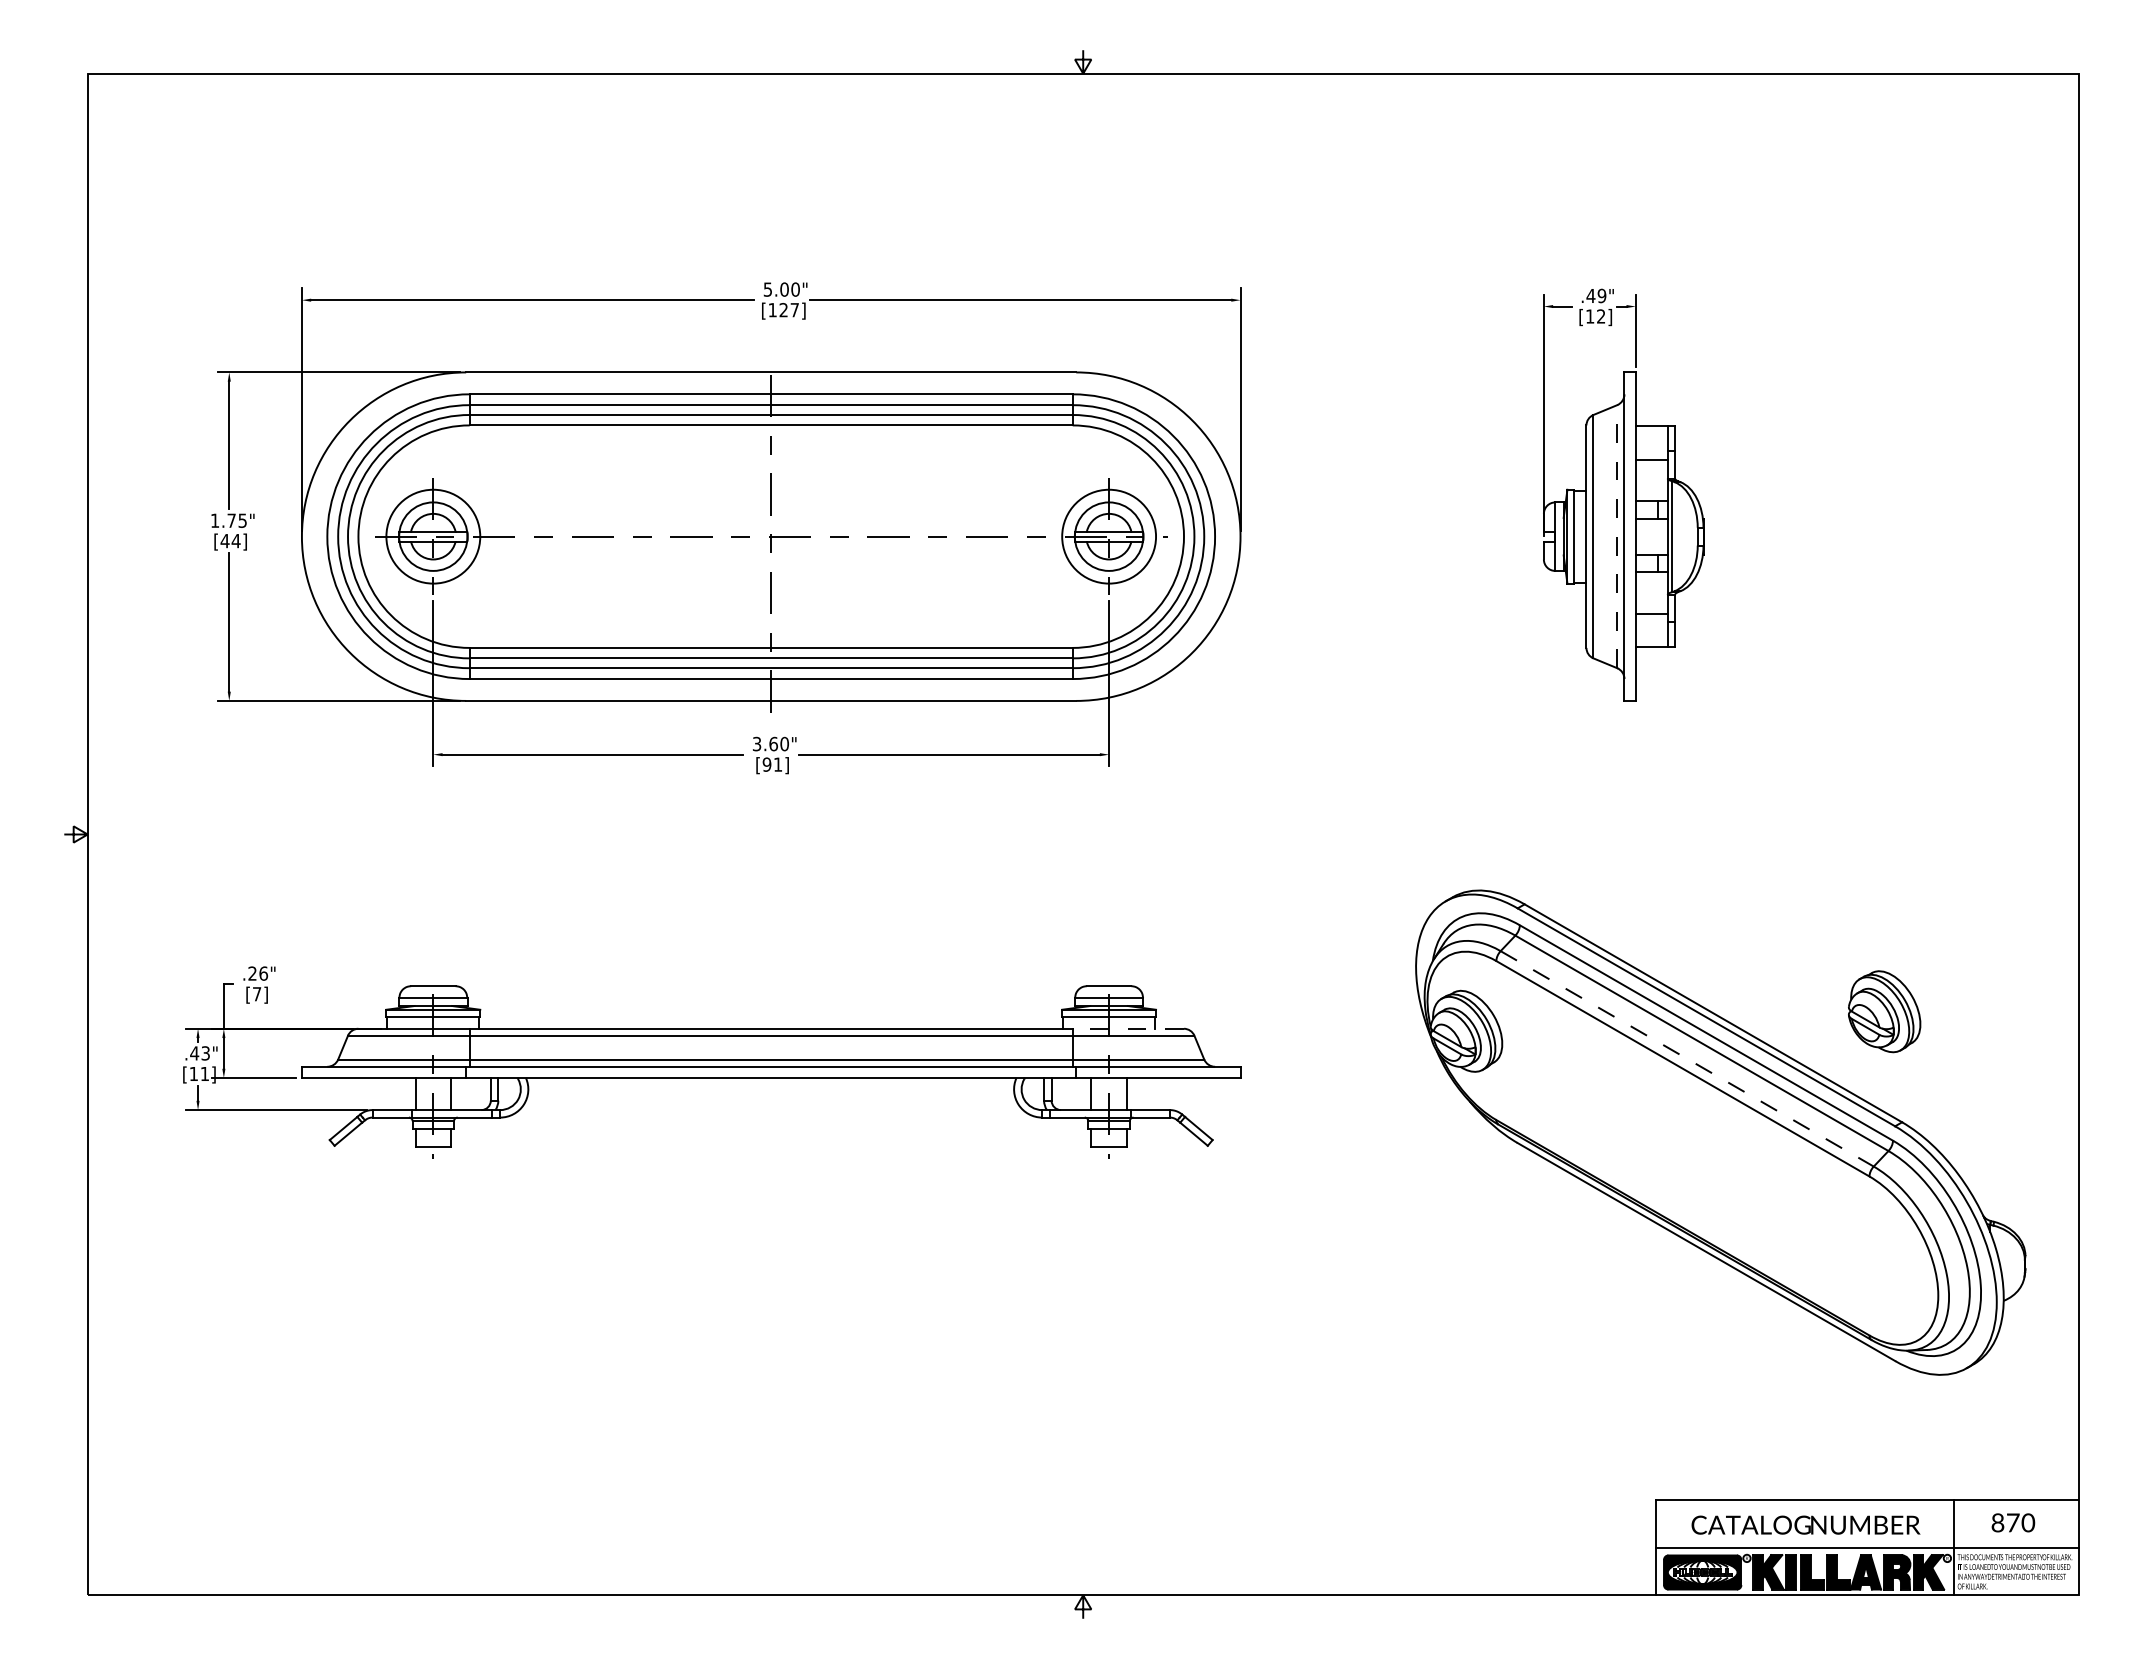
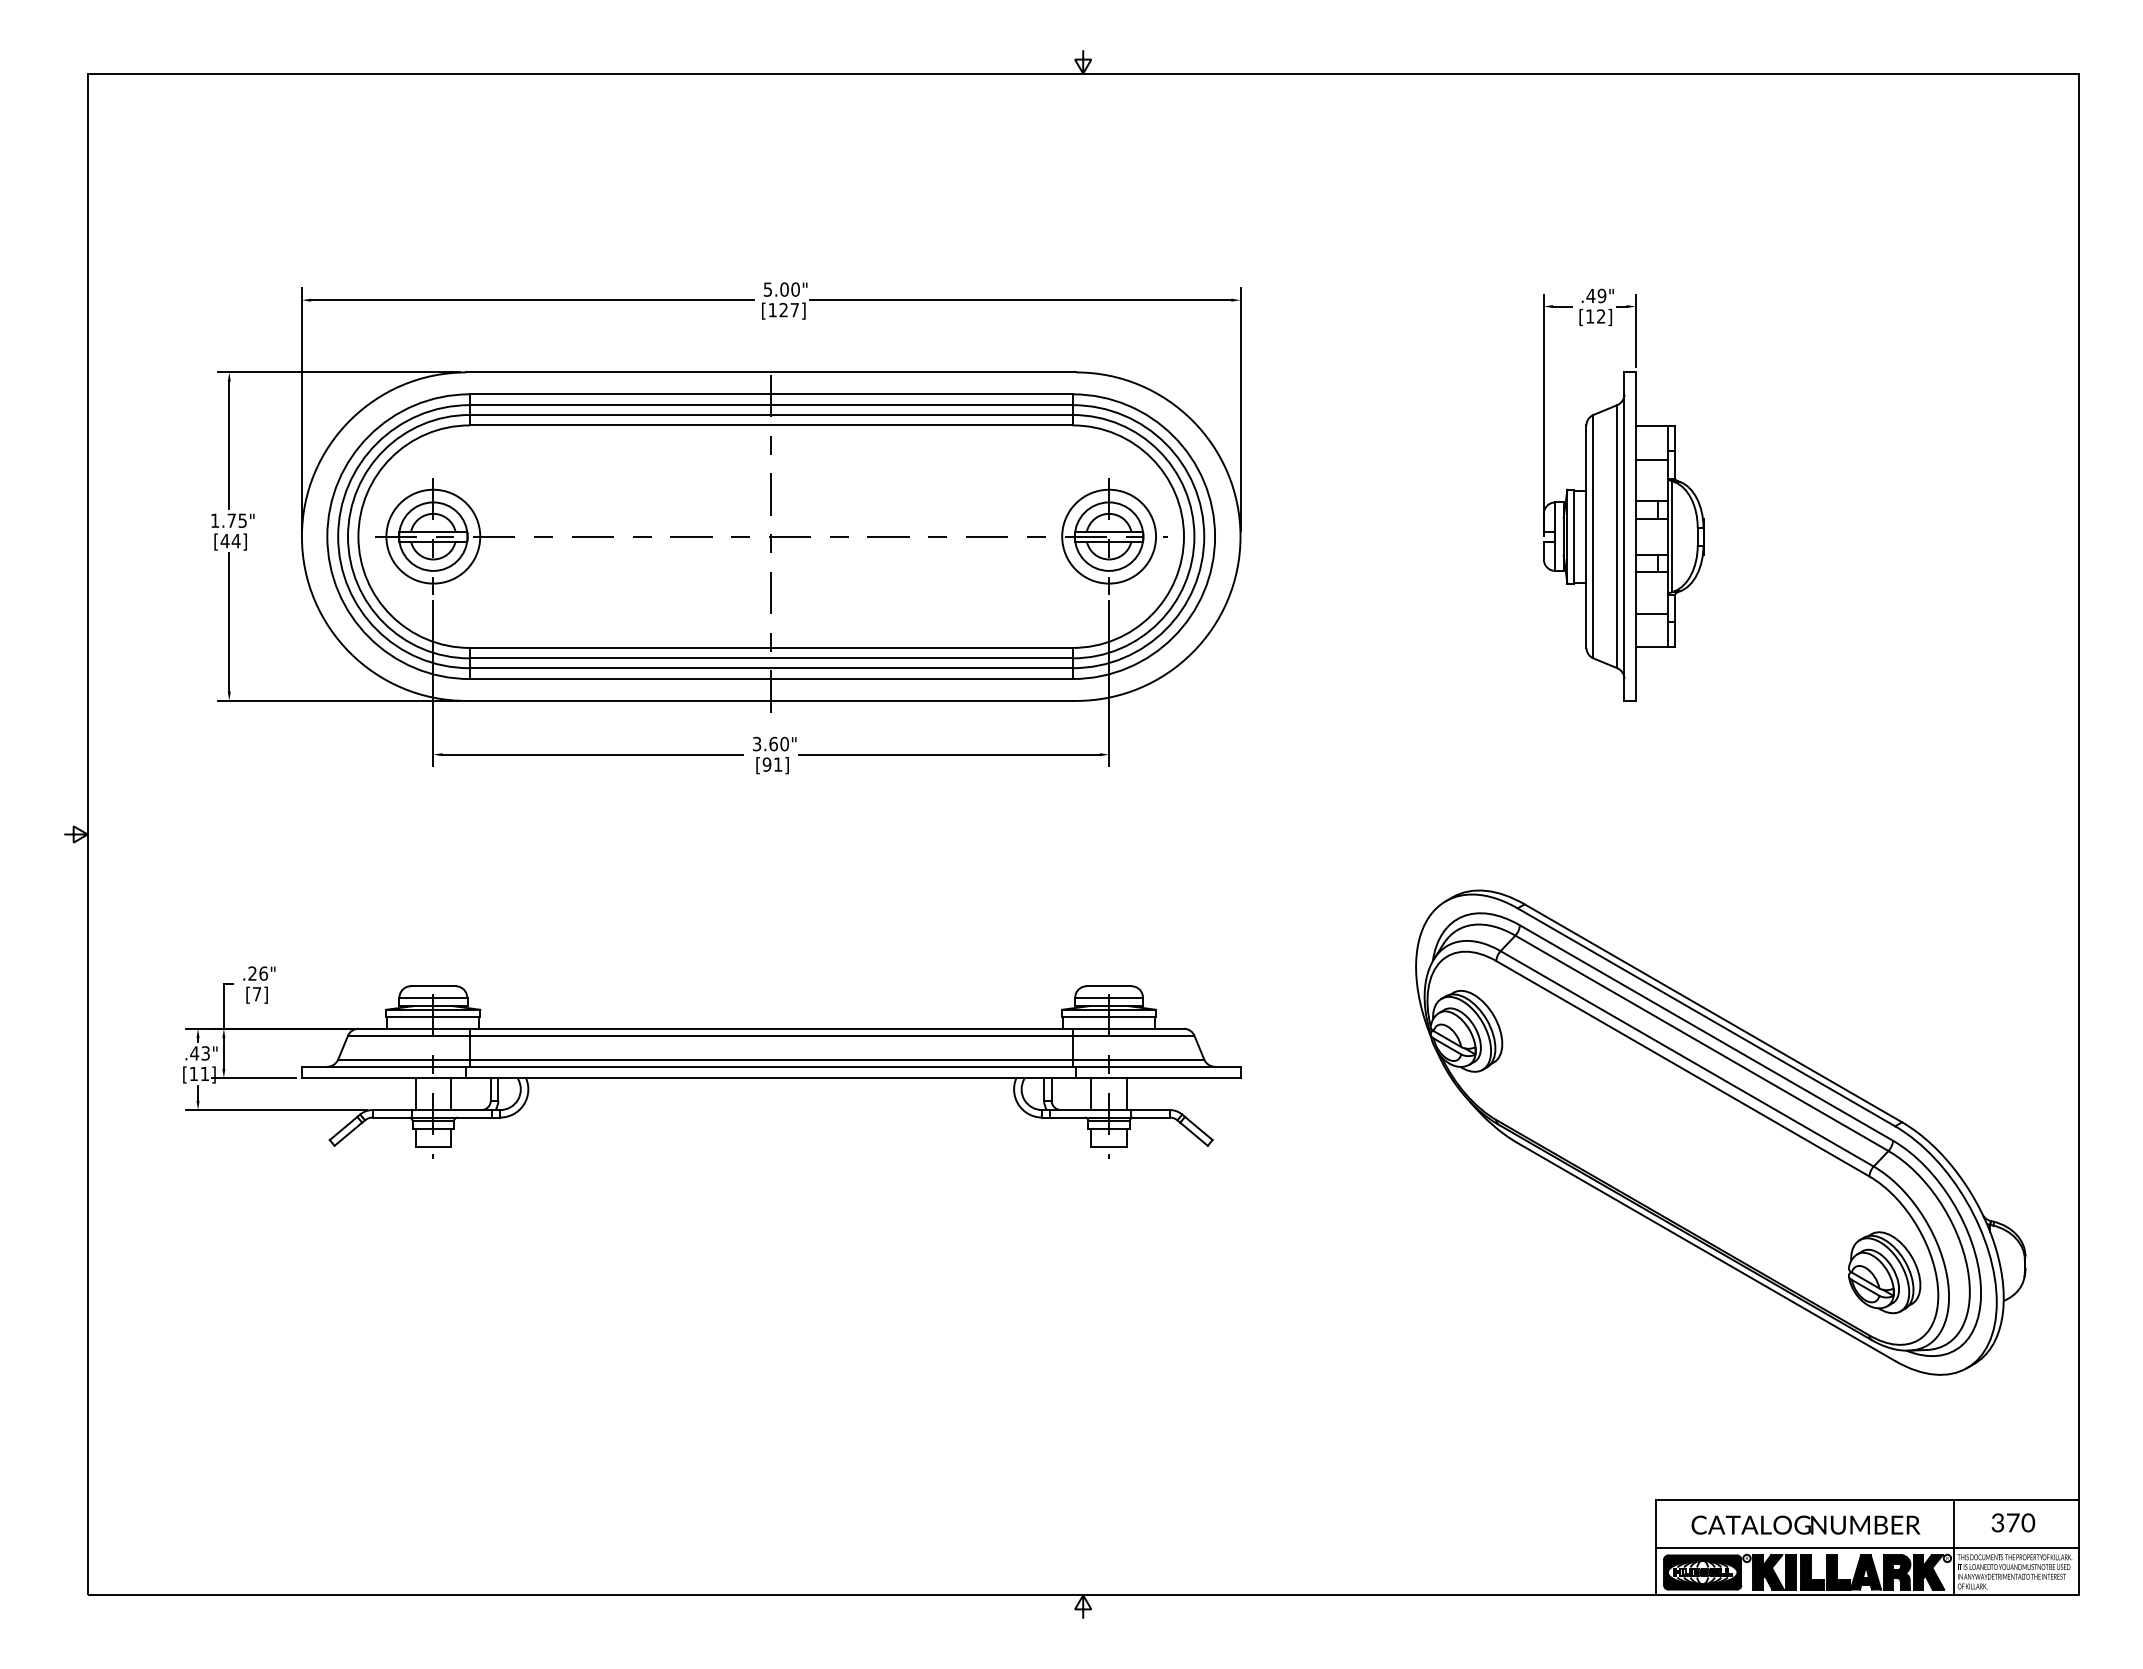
line: dashed -> solid (1617, 536)
part position: (1884, 1011) -> (1884, 1272) (1884, 1272)
line: dashed -> solid (1128, 1028)
line: dashed -> solid (1687, 1059)
text: 870 -> 370 (1997, 1522)
